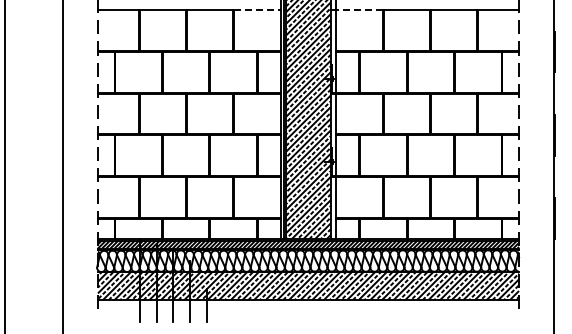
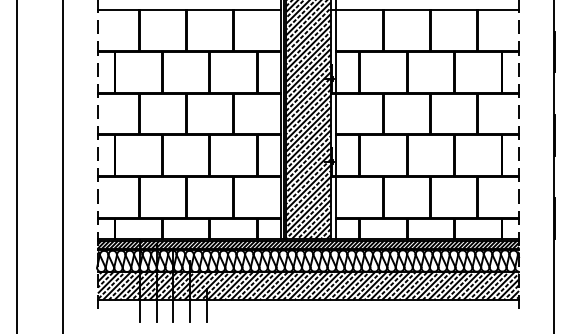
line: dashed -> solid (258, 10)
line: dashed -> solid (358, 10)
line position: (5, 166) -> (17, 166) (17, 166)
